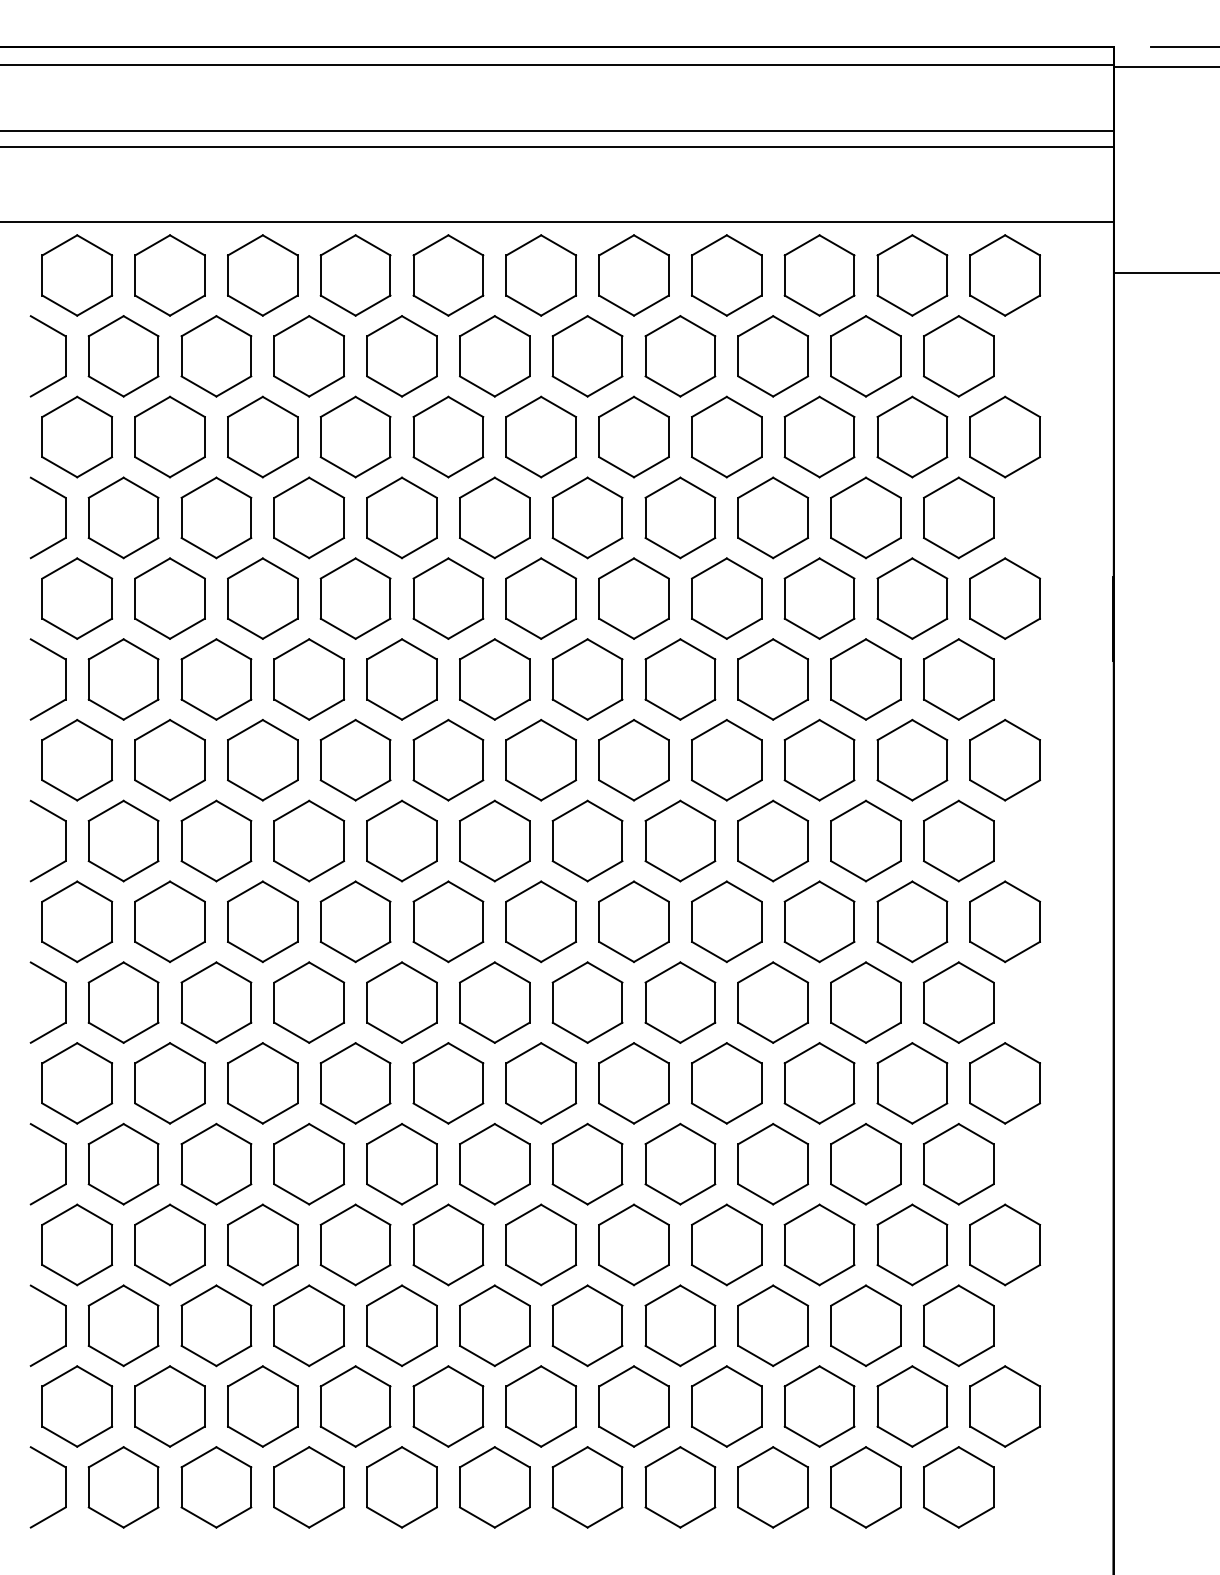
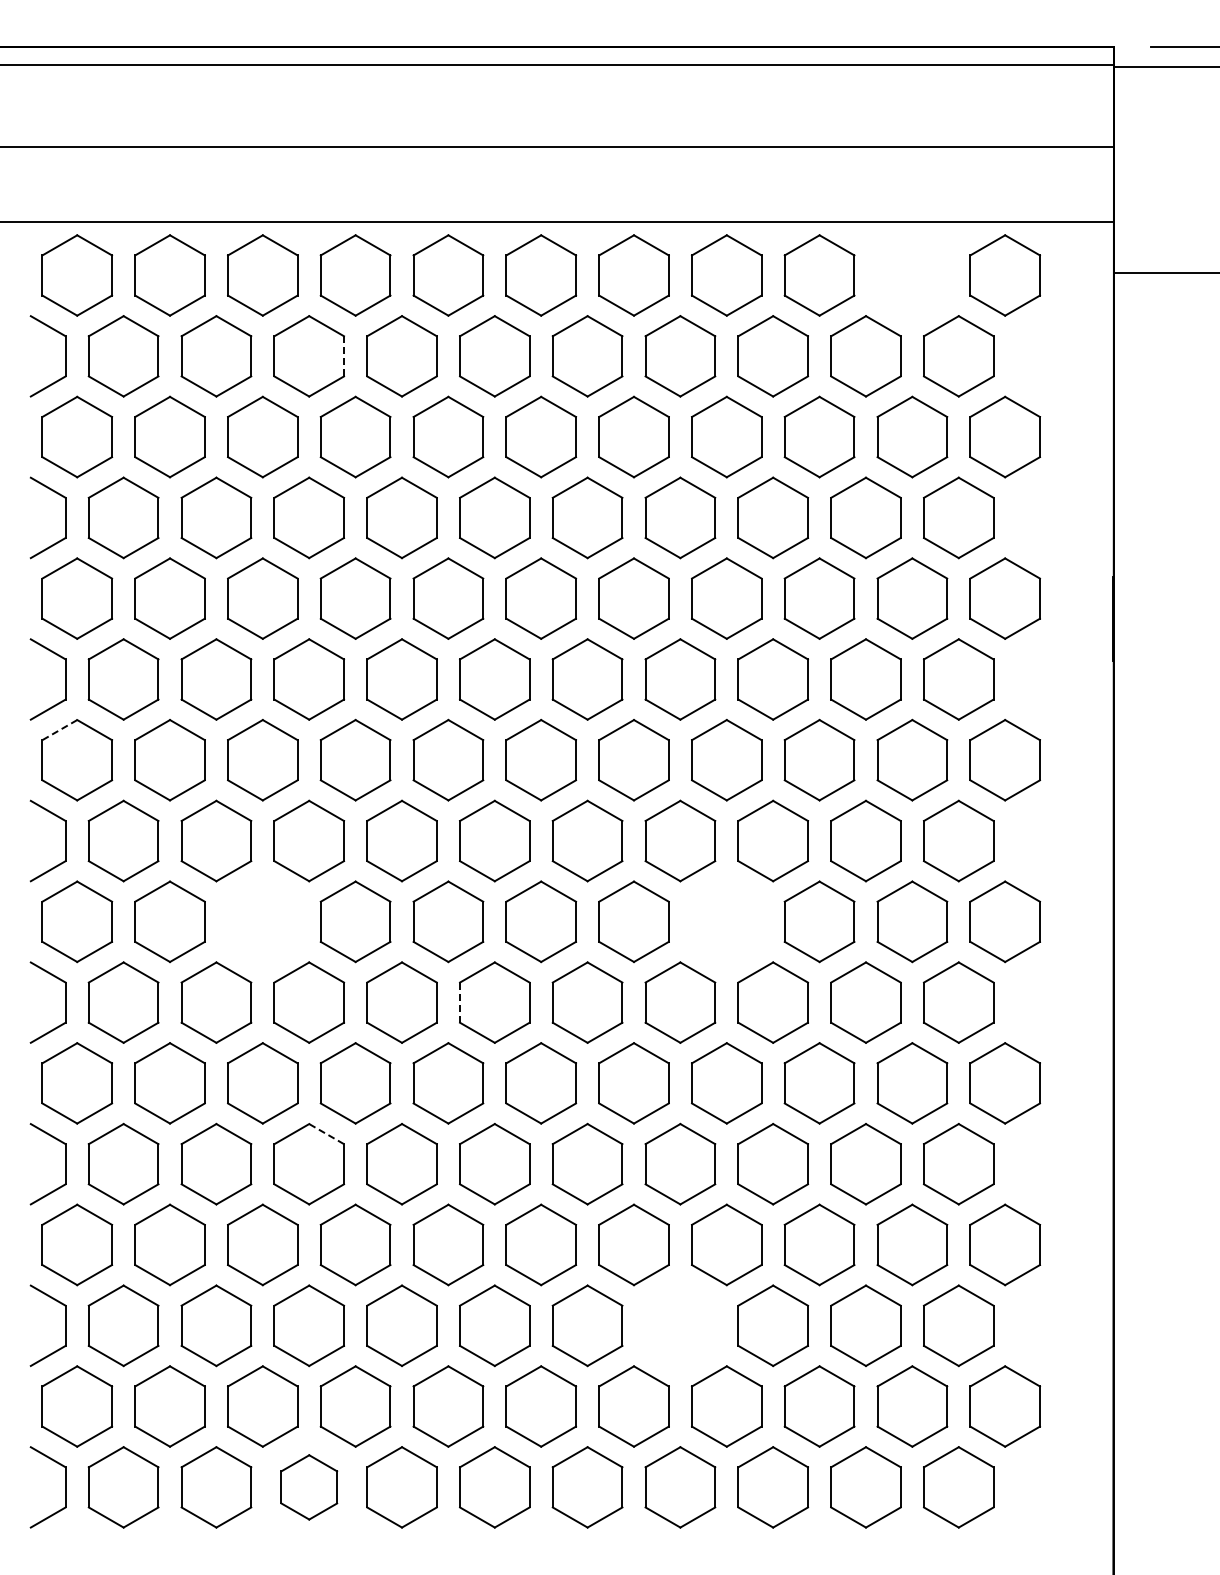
line: present -> none (557, 130)
part: present -> none (912, 275)
line: solid -> dashed (344, 355)
line: solid -> dashed (59, 730)
part: present -> none (262, 921)
part: present -> none (726, 921)
line: solid -> dashed (460, 1003)
line: solid -> dashed (326, 1133)
part: present -> none (680, 1325)
part size: 73x83 px -> 59x67 px (309, 1487)
